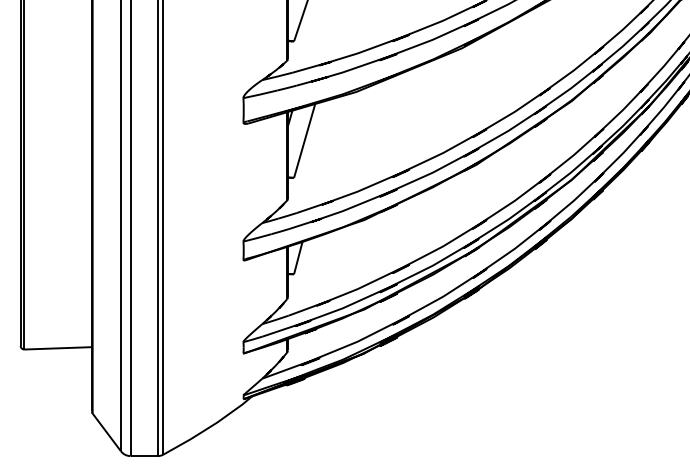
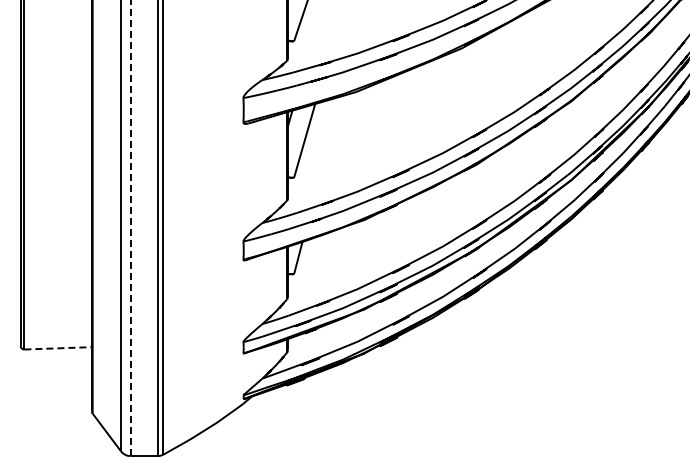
line: solid -> dashed (130, 228)
line: solid -> dashed (58, 348)
